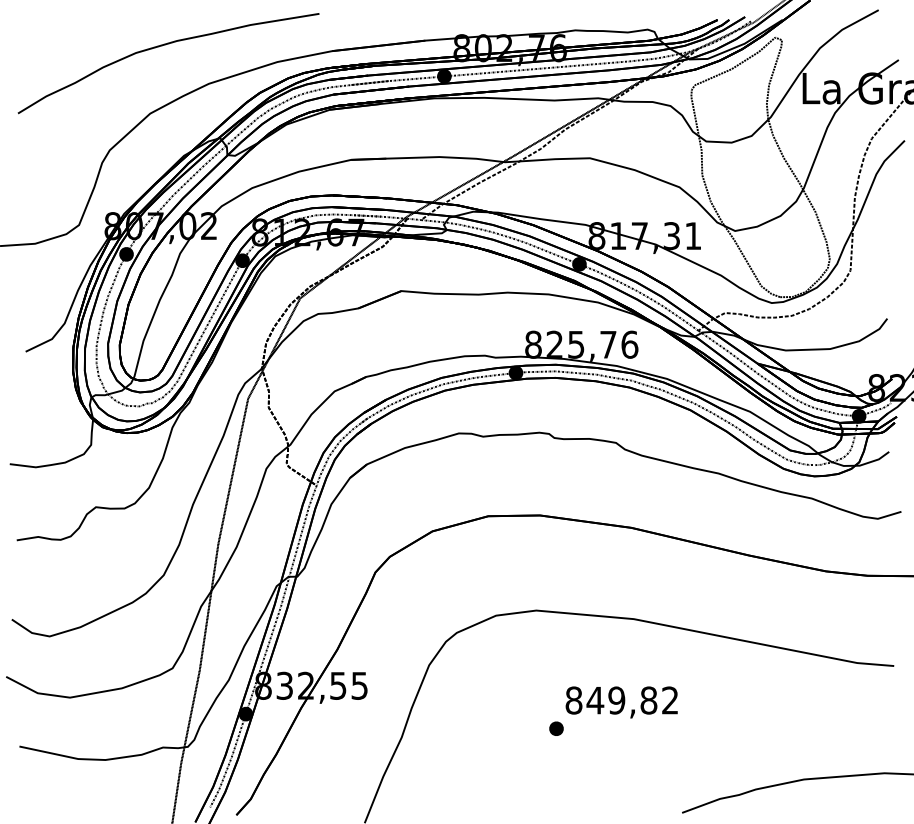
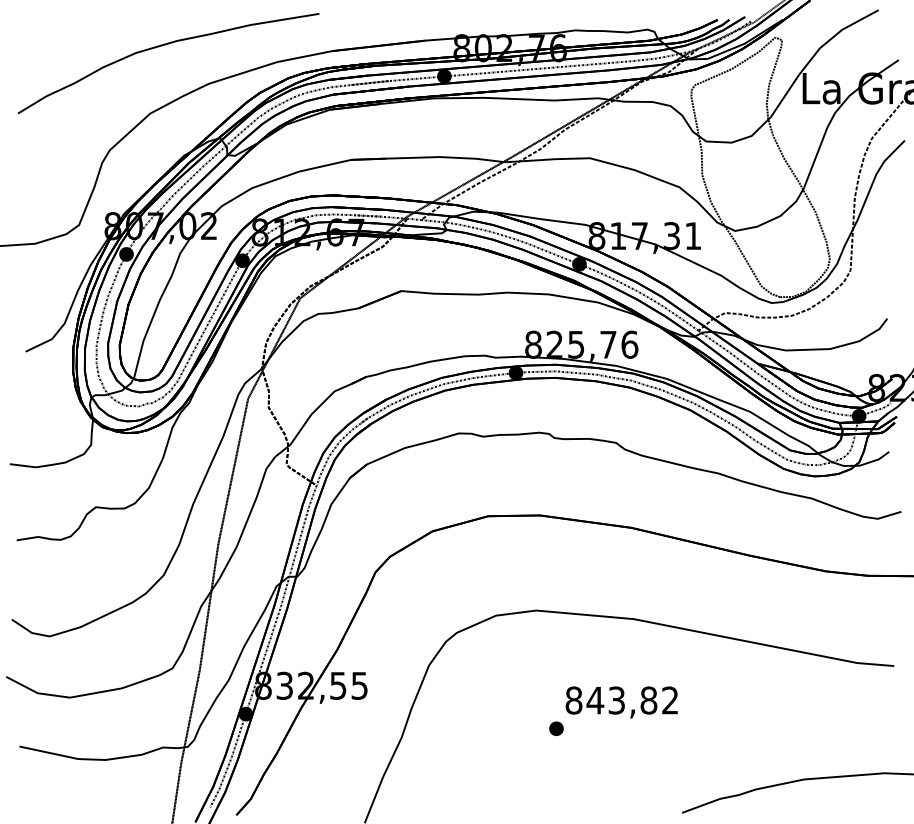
text: 849,82 -> 843,82 (616, 700)
